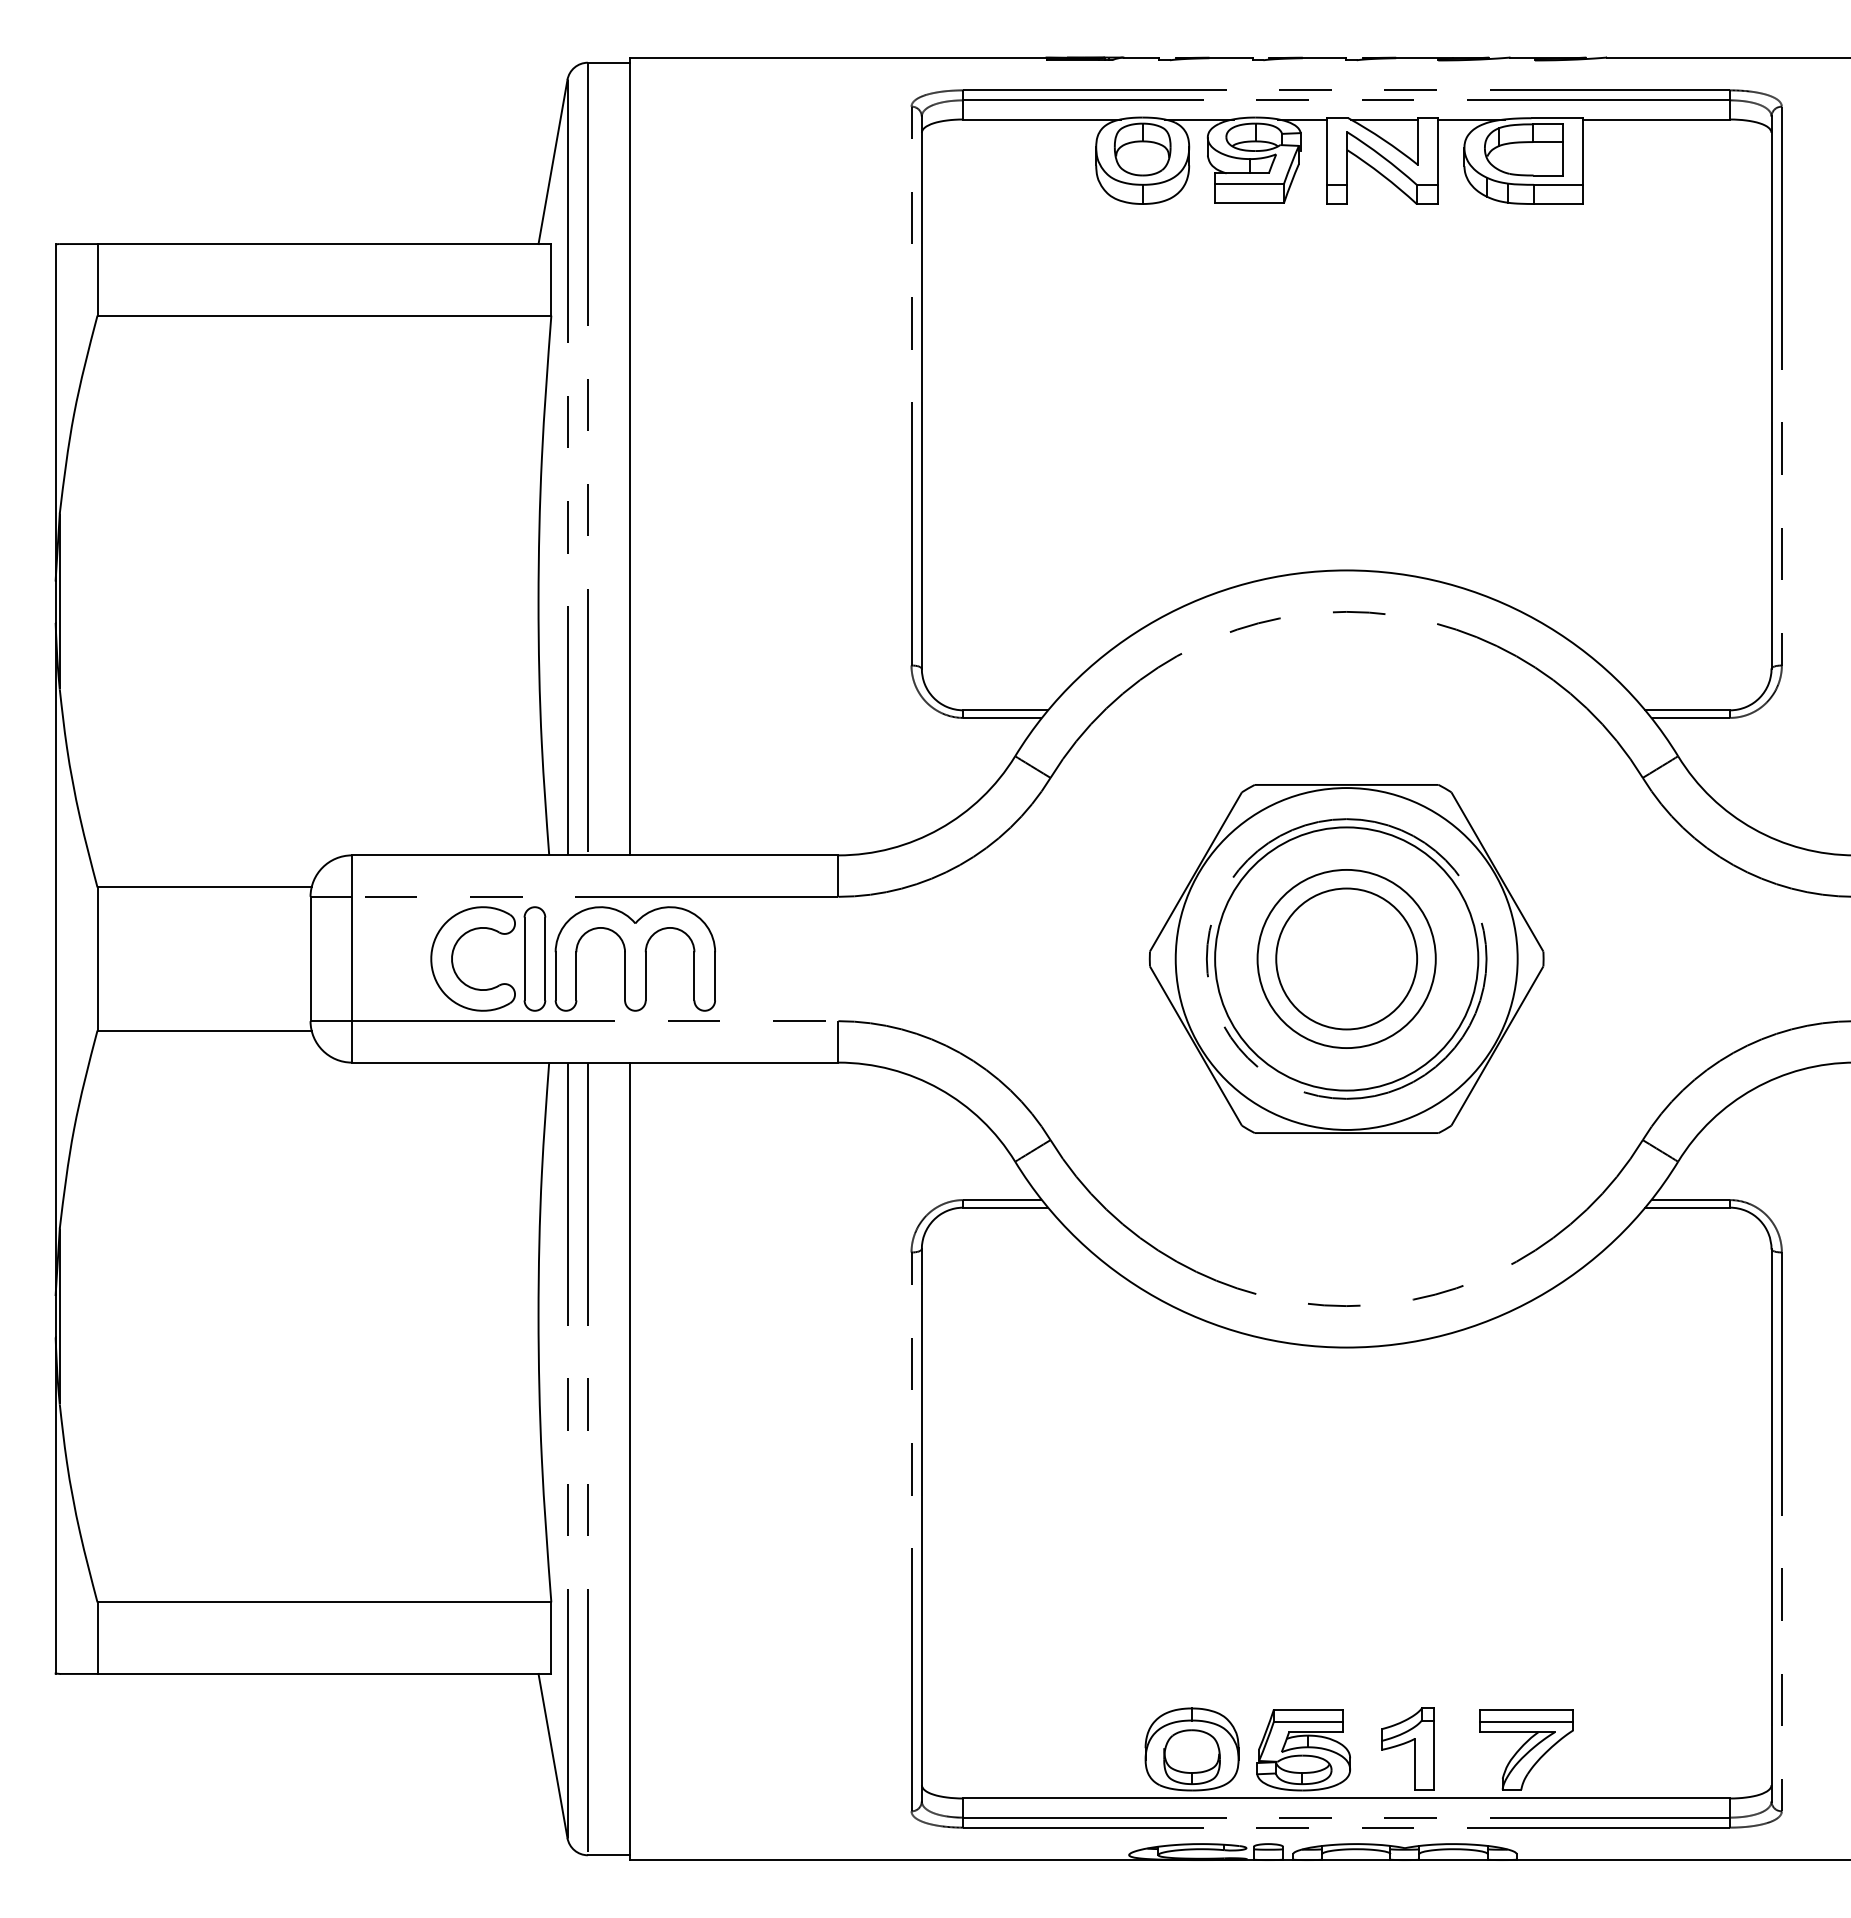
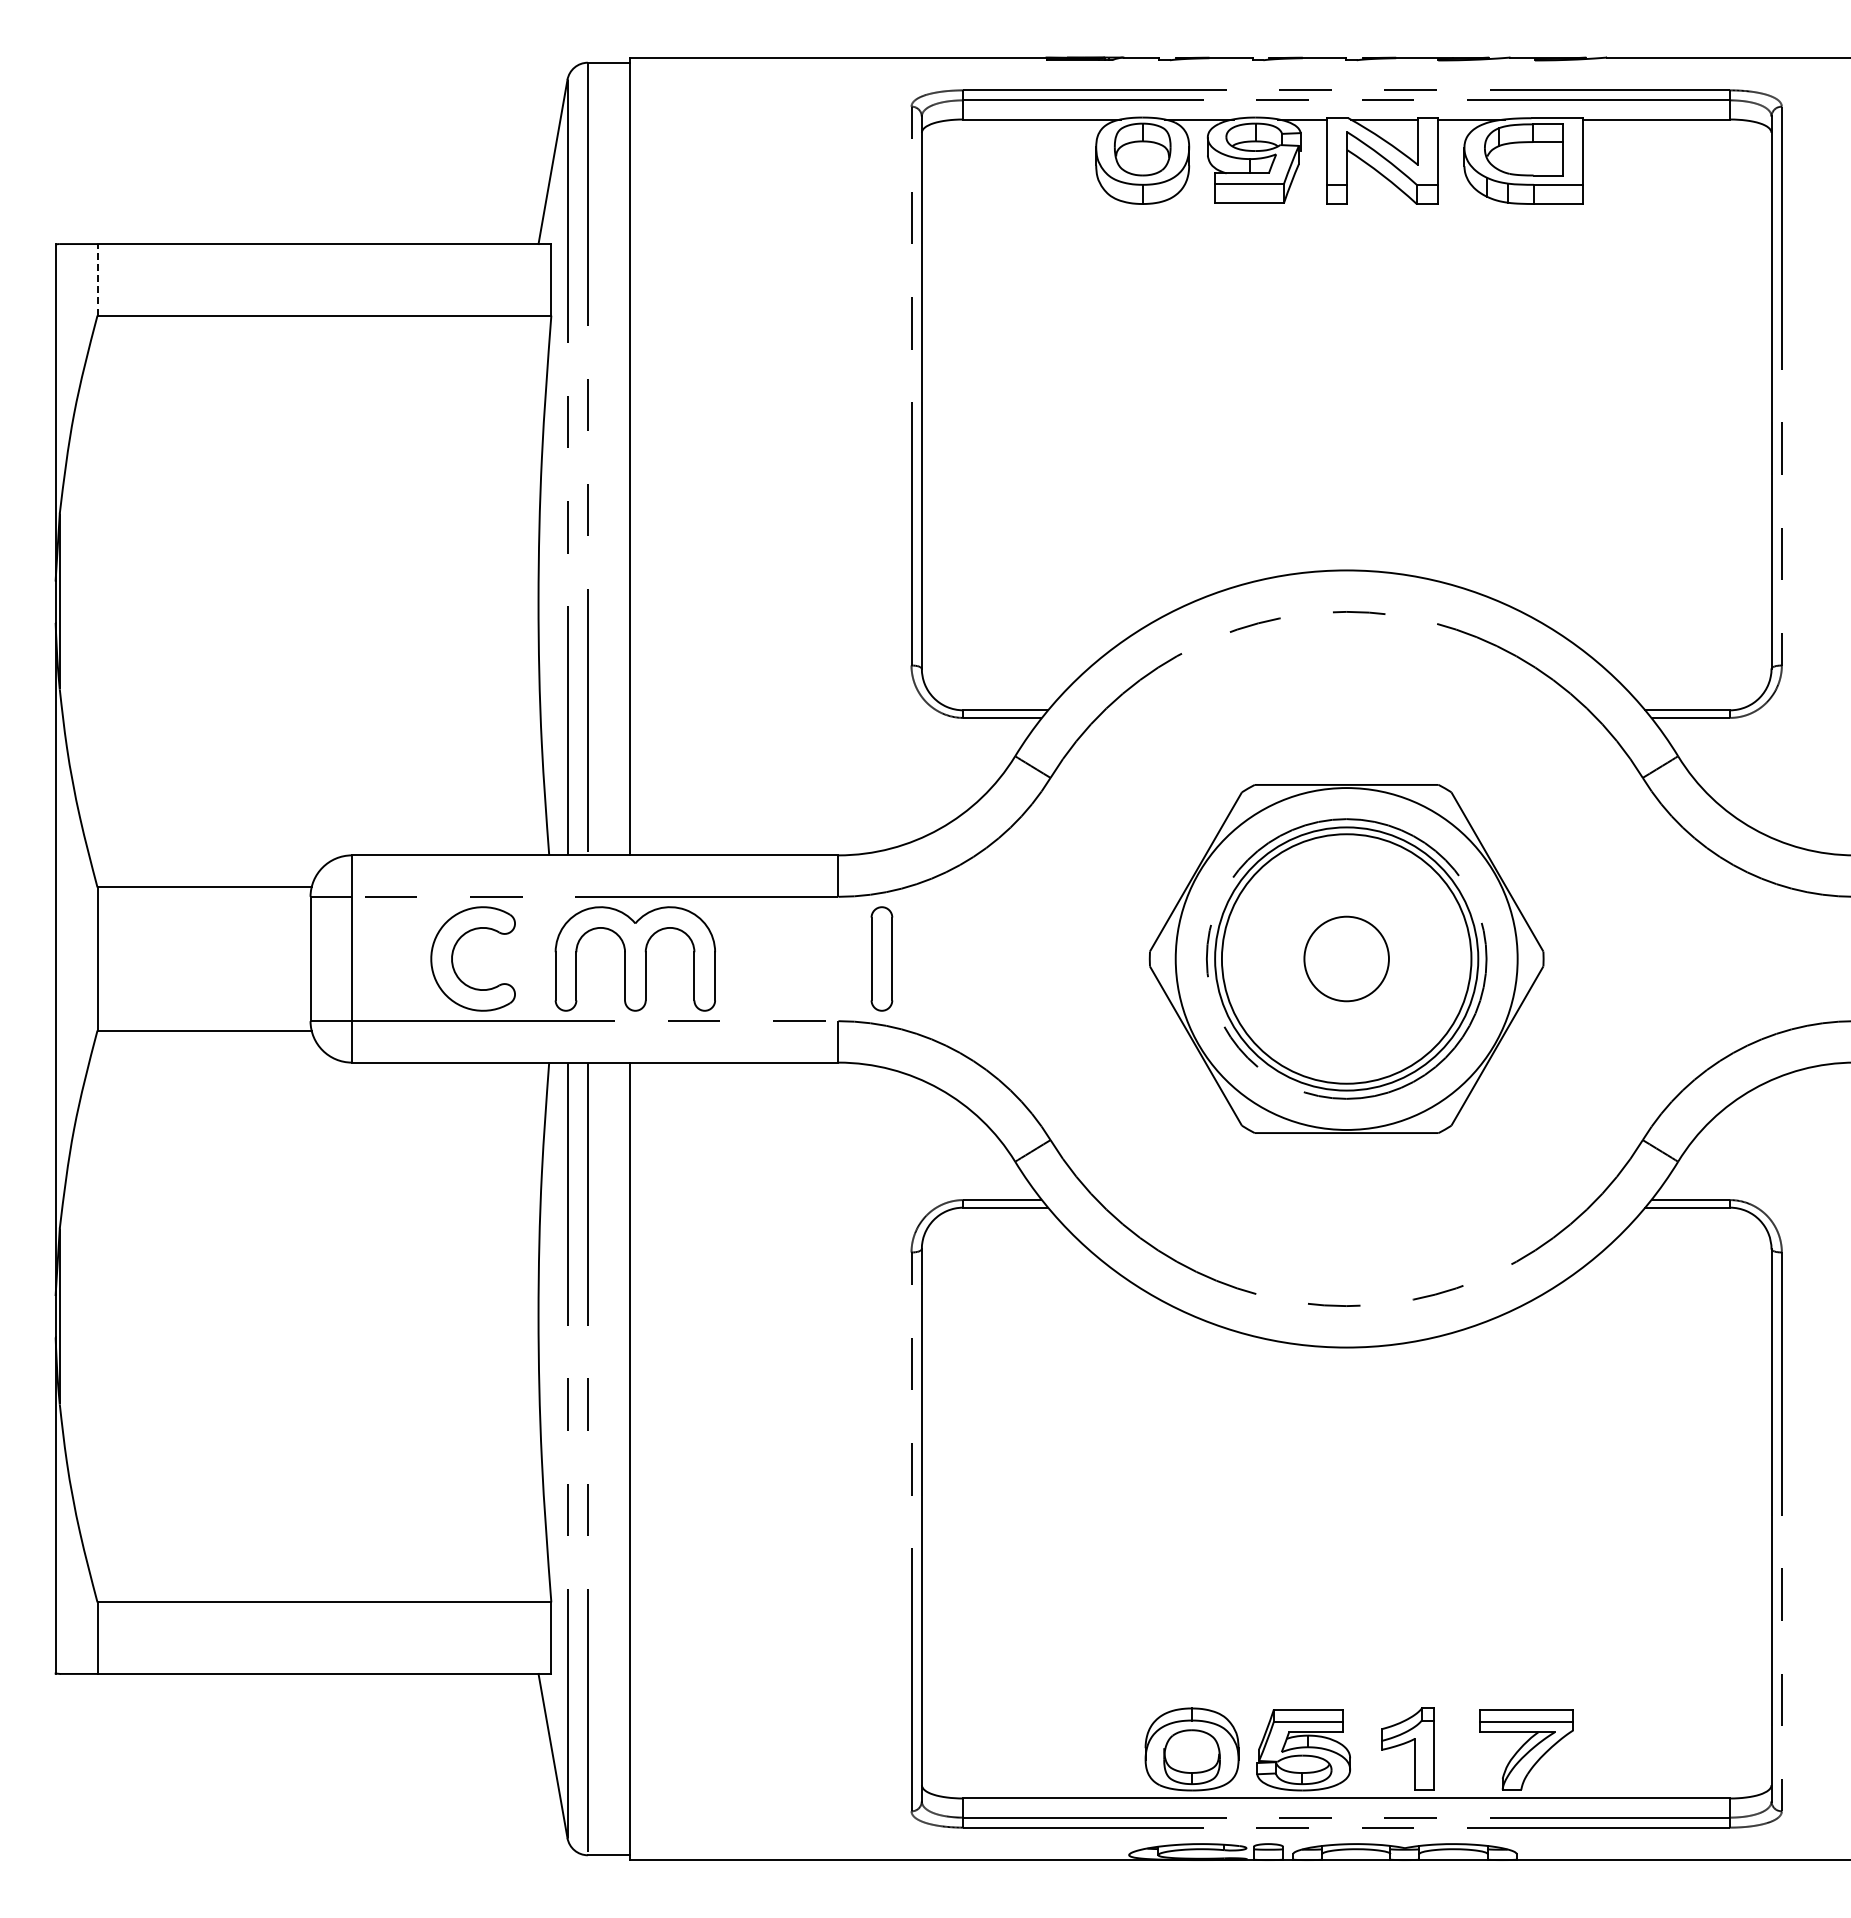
line: solid -> dashed (97, 279)
part position: (534, 958) -> (881, 958) (881, 958)
circle diameter: 141 px -> 85 px (1346, 958)
circle diameter: 178 px -> 250 px (1346, 958)
